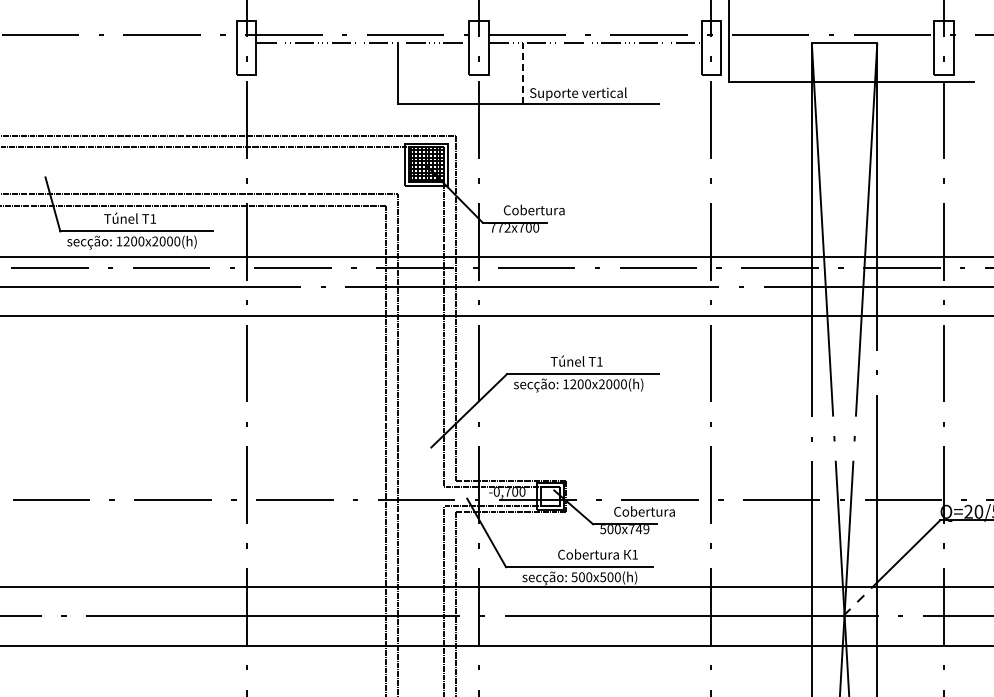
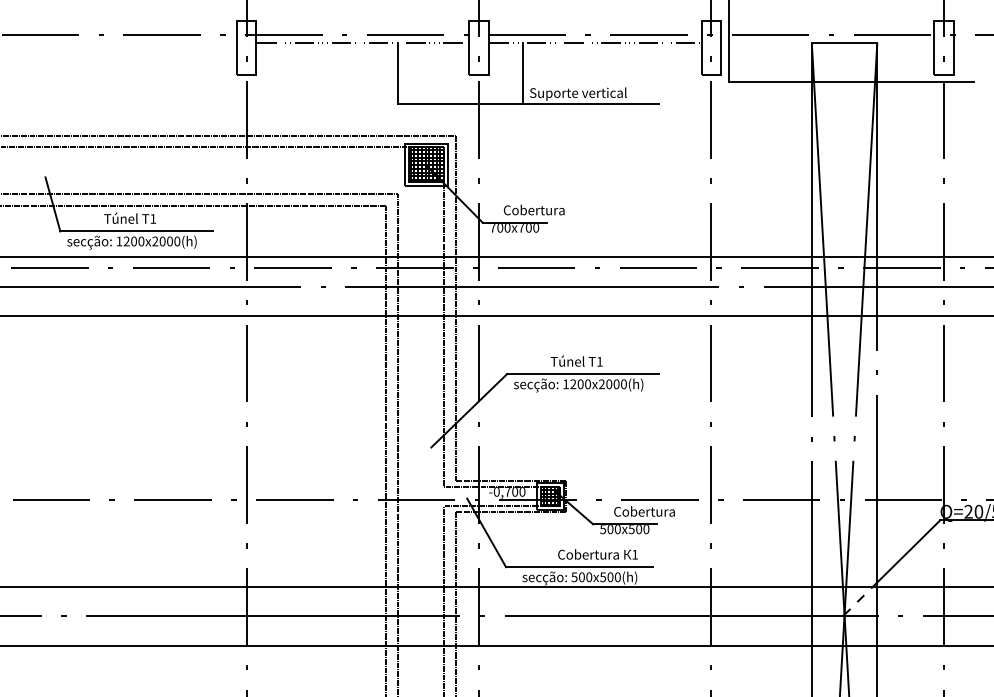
line: dashed -> solid (523, 73)
text: 772 -> 700 (503, 228)
hatch: none -> present (550, 496)
text: 749 -> 500 (638, 529)
